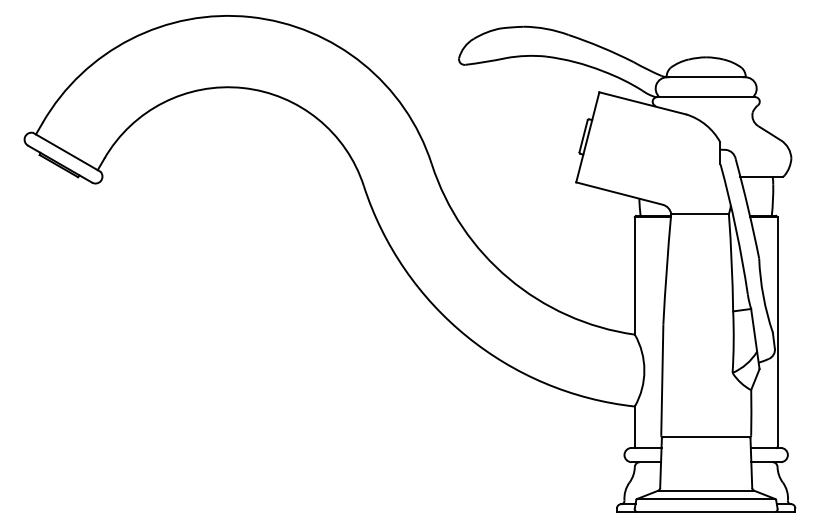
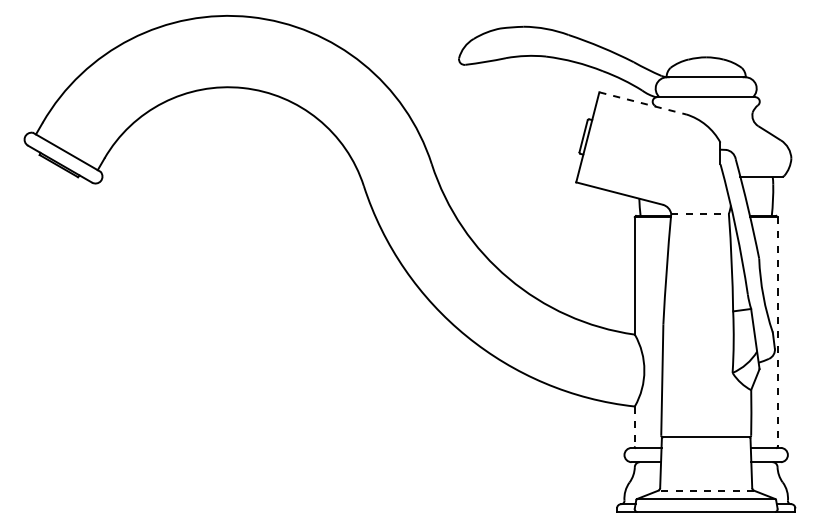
line: solid -> dashed (642, 103)
line: solid -> dashed (700, 213)
line: solid -> dashed (777, 332)
line: solid -> dashed (634, 427)
line: solid -> dashed (706, 490)
